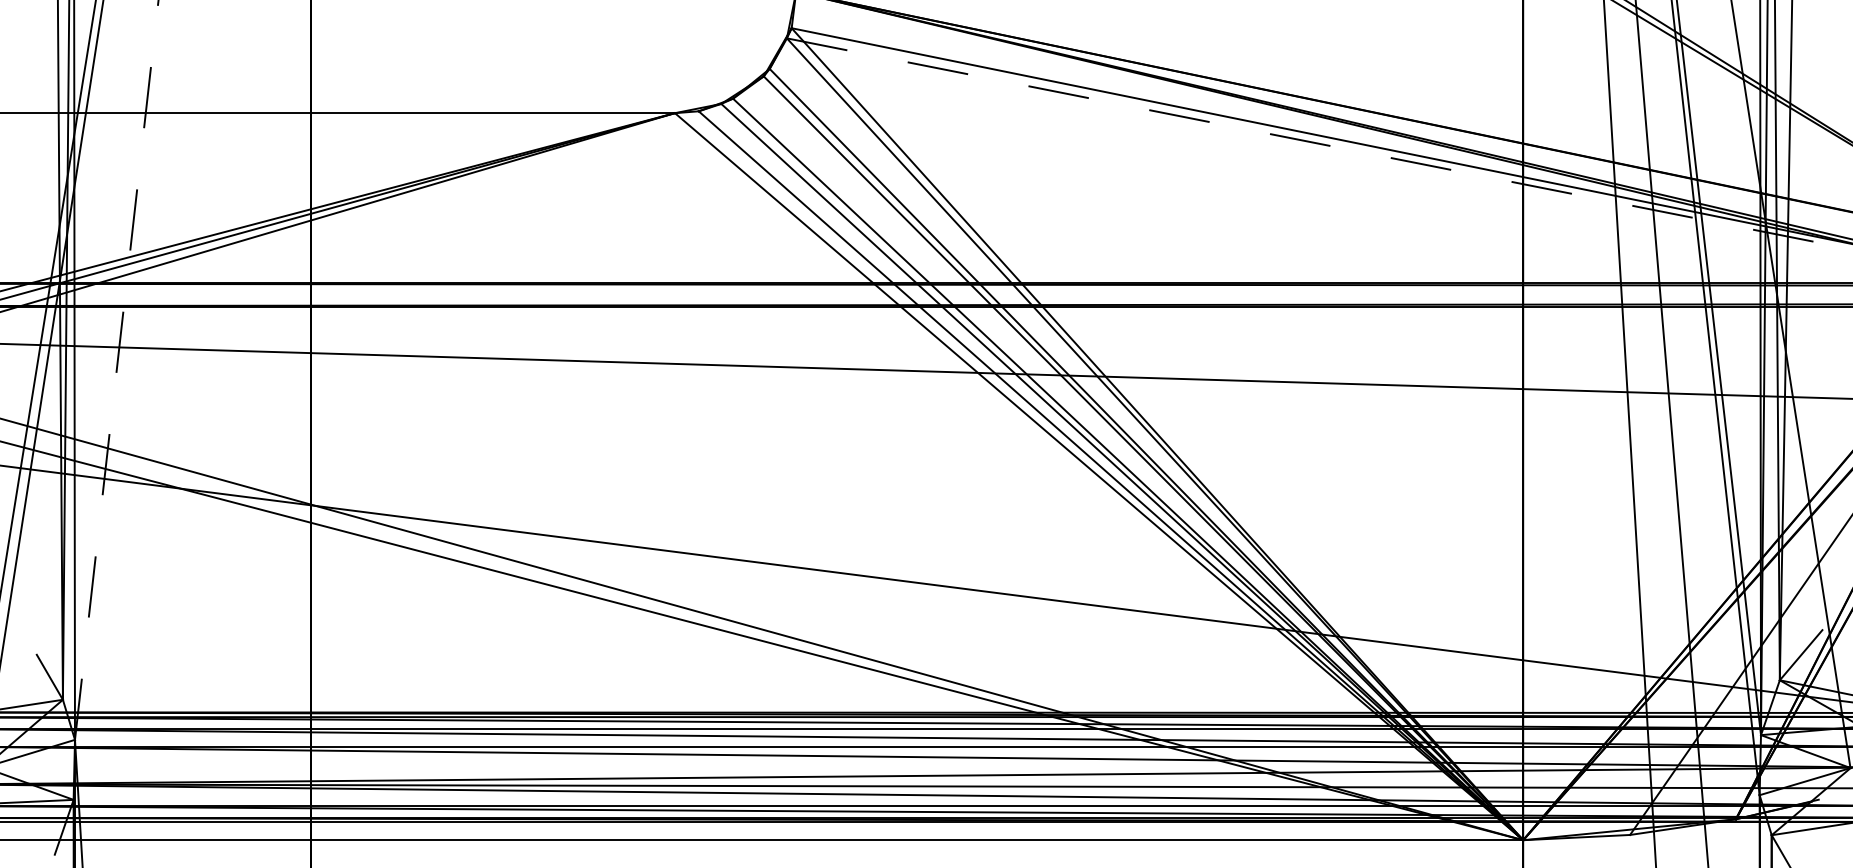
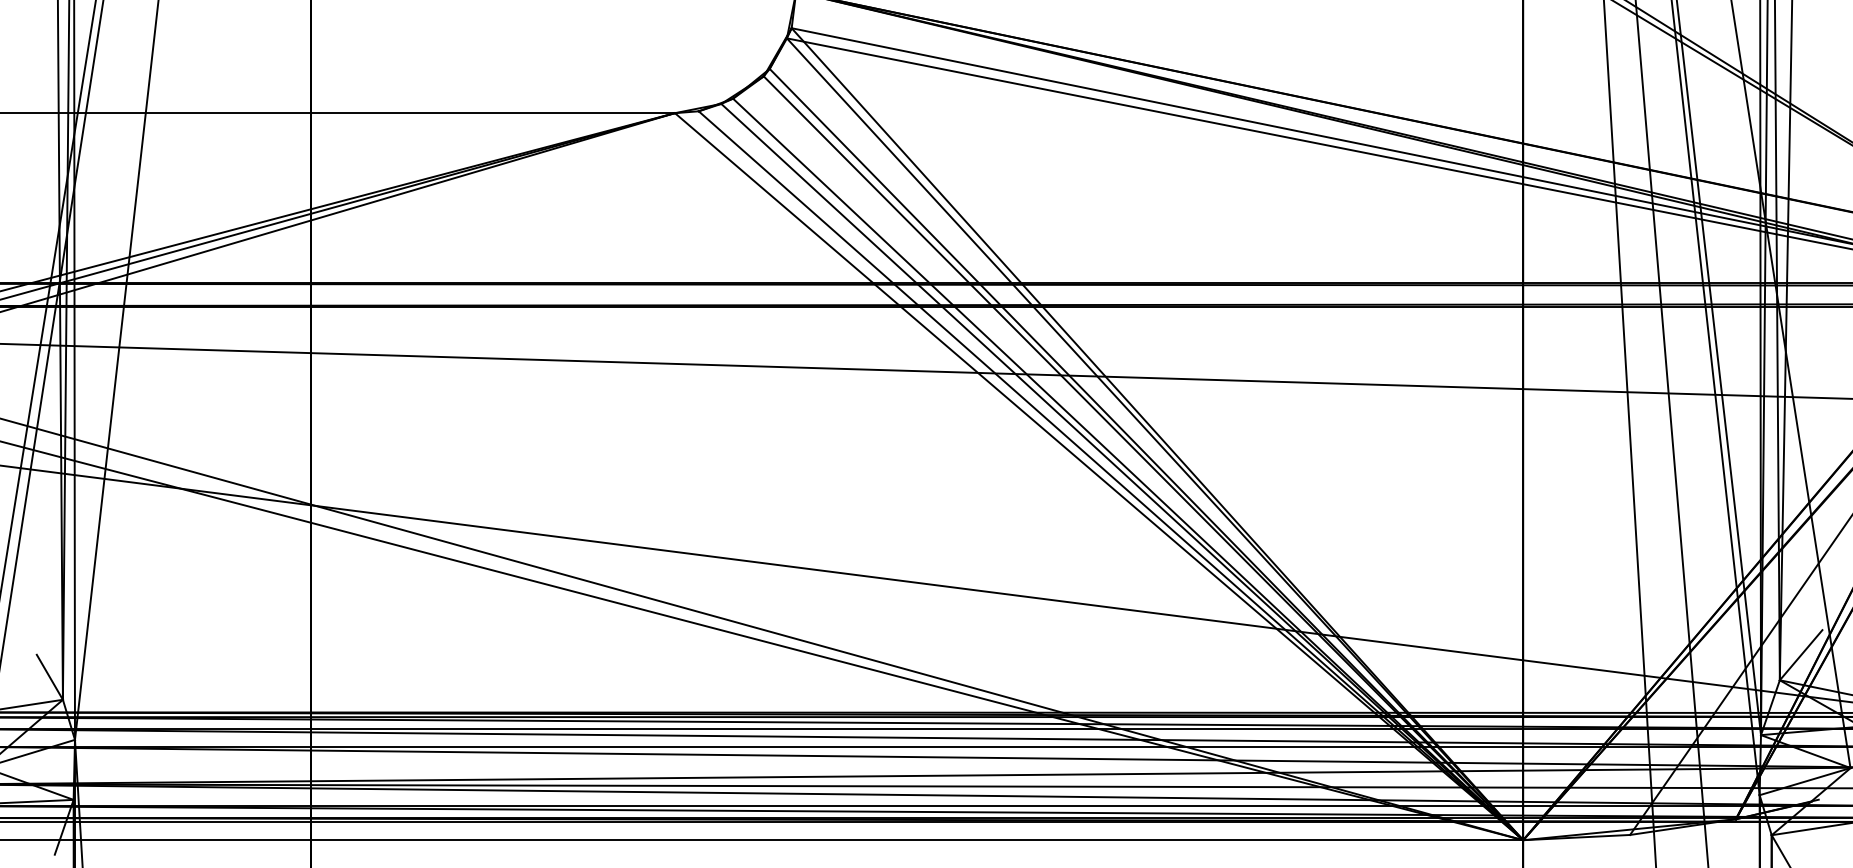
line: dashed -> solid (1320, 143)
line: dashed -> solid (116, 370)
